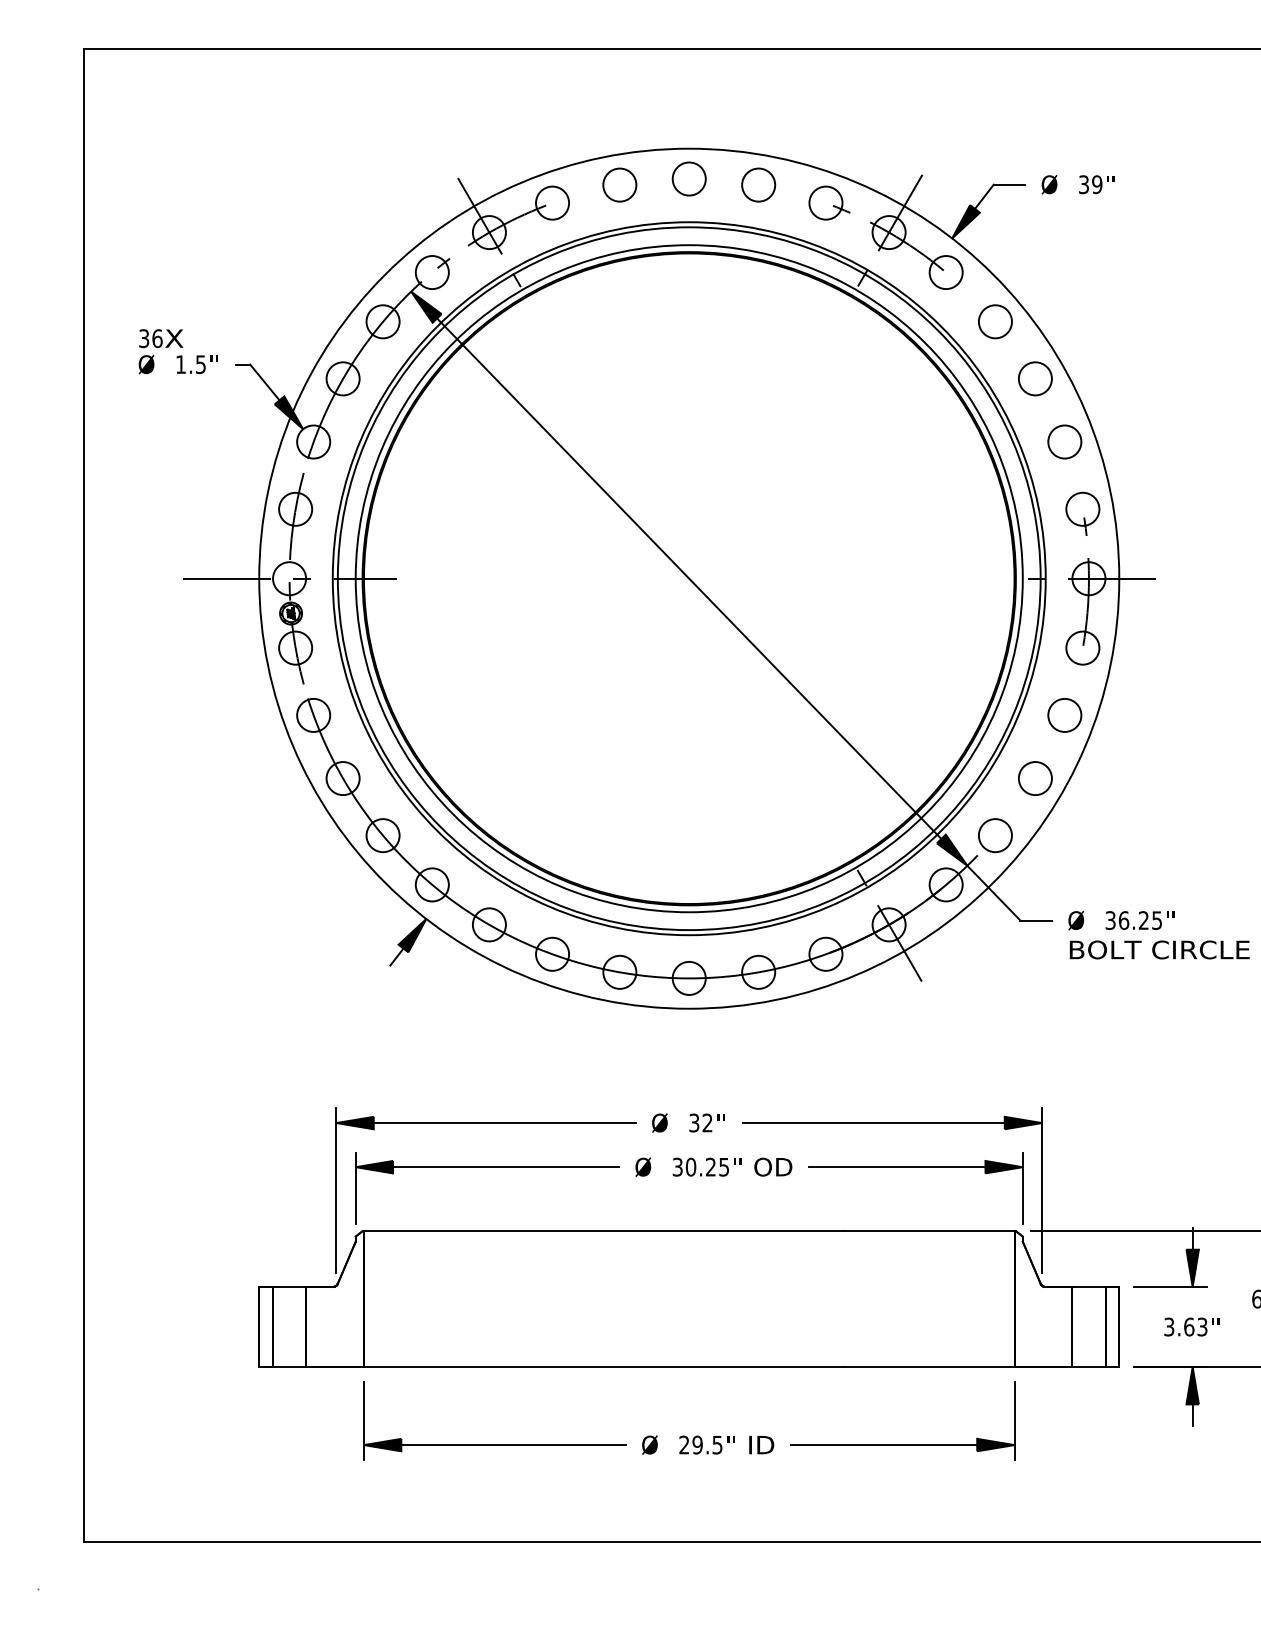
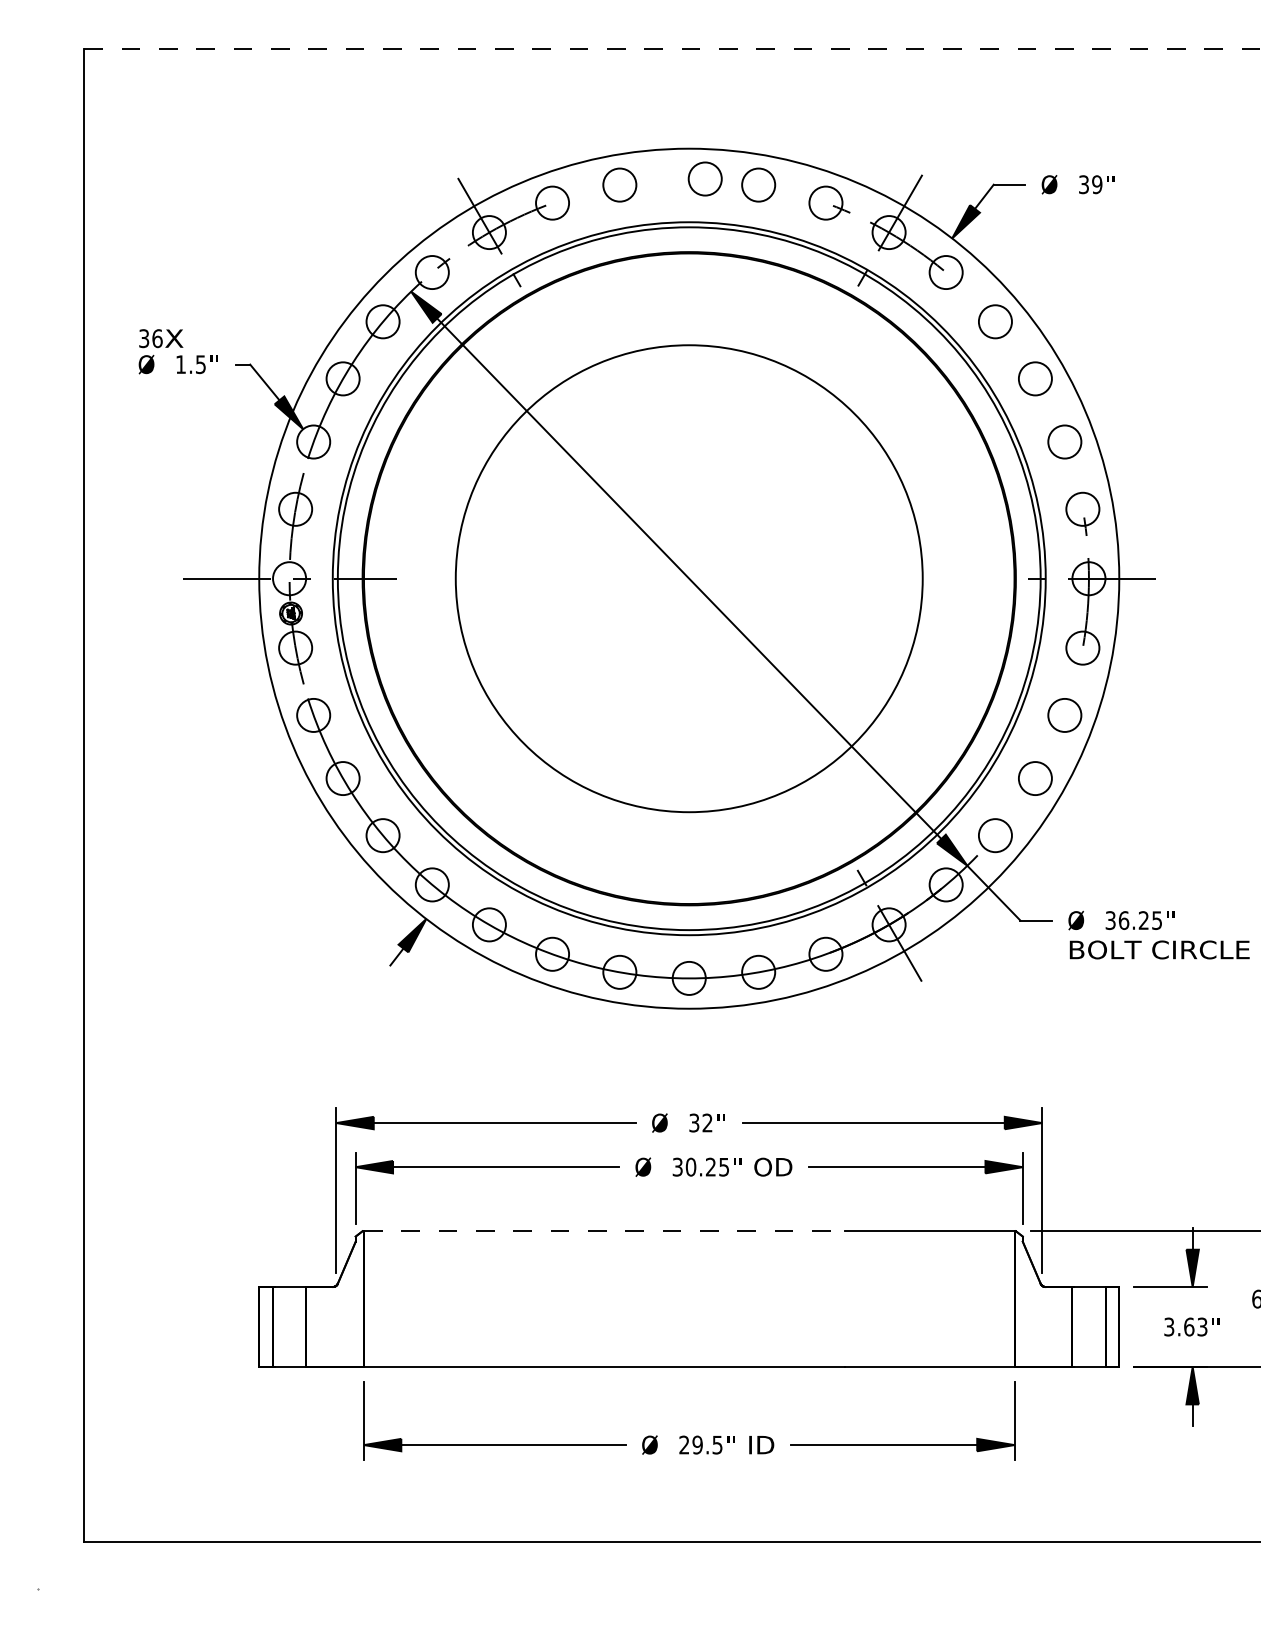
line: solid -> dashed (672, 49)
circle position: (688, 178) -> (704, 178) (704, 178)
circle diameter: 667 px -> 467 px (688, 578)
line: solid -> dashed (604, 1231)
